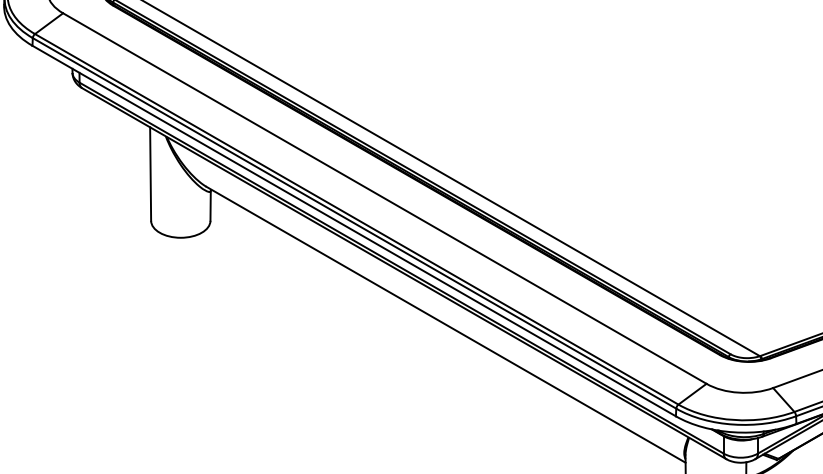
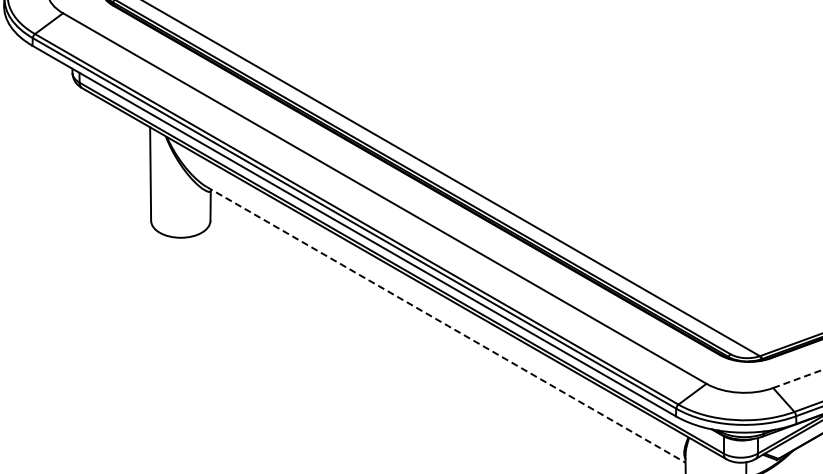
line: solid -> dashed (446, 325)
line: solid -> dashed (798, 378)
